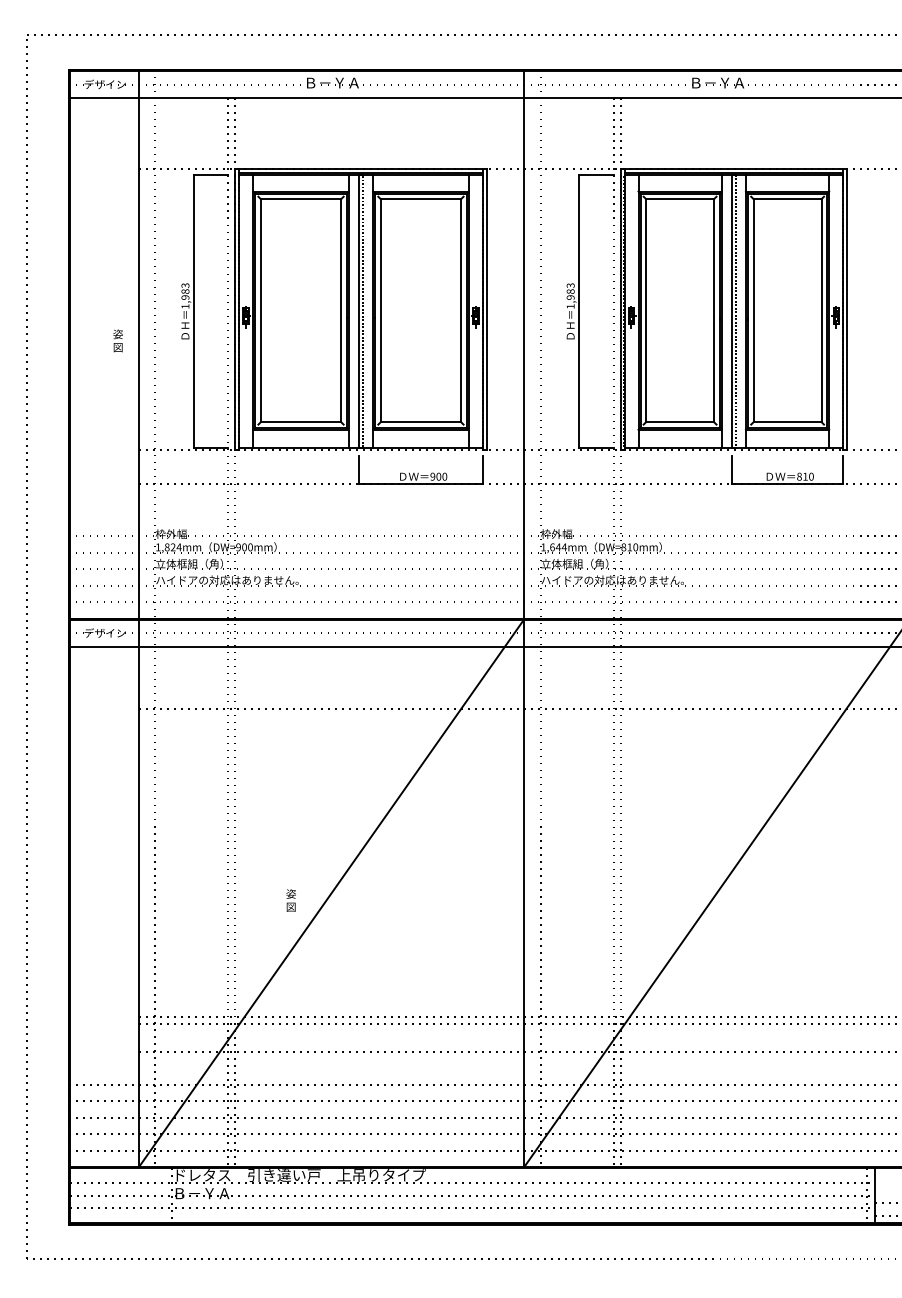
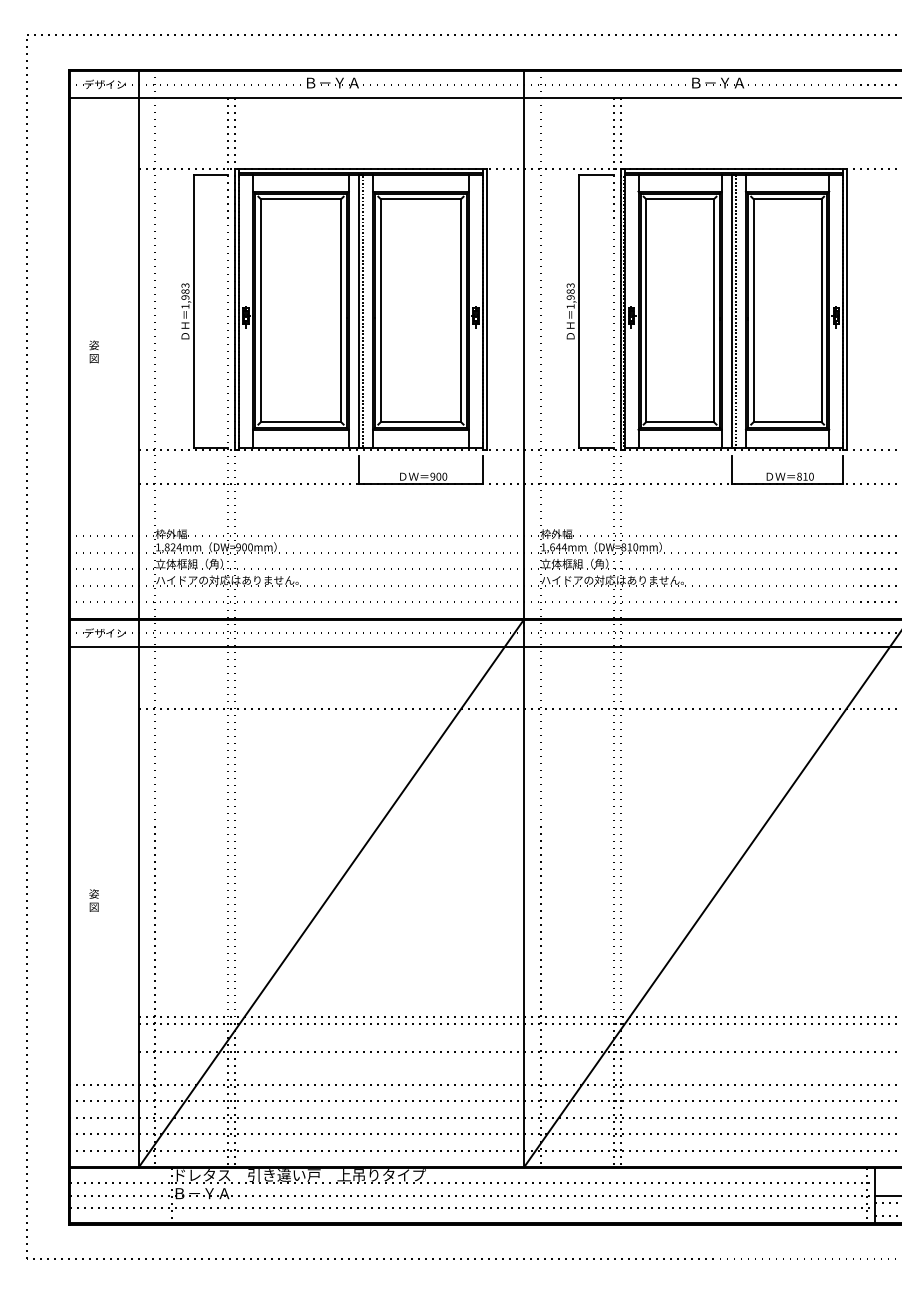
text position: (117, 340) -> (93, 351) (93, 351)
text position: (290, 900) -> (93, 900) (93, 900)
line: none -> present (886, 1195)
